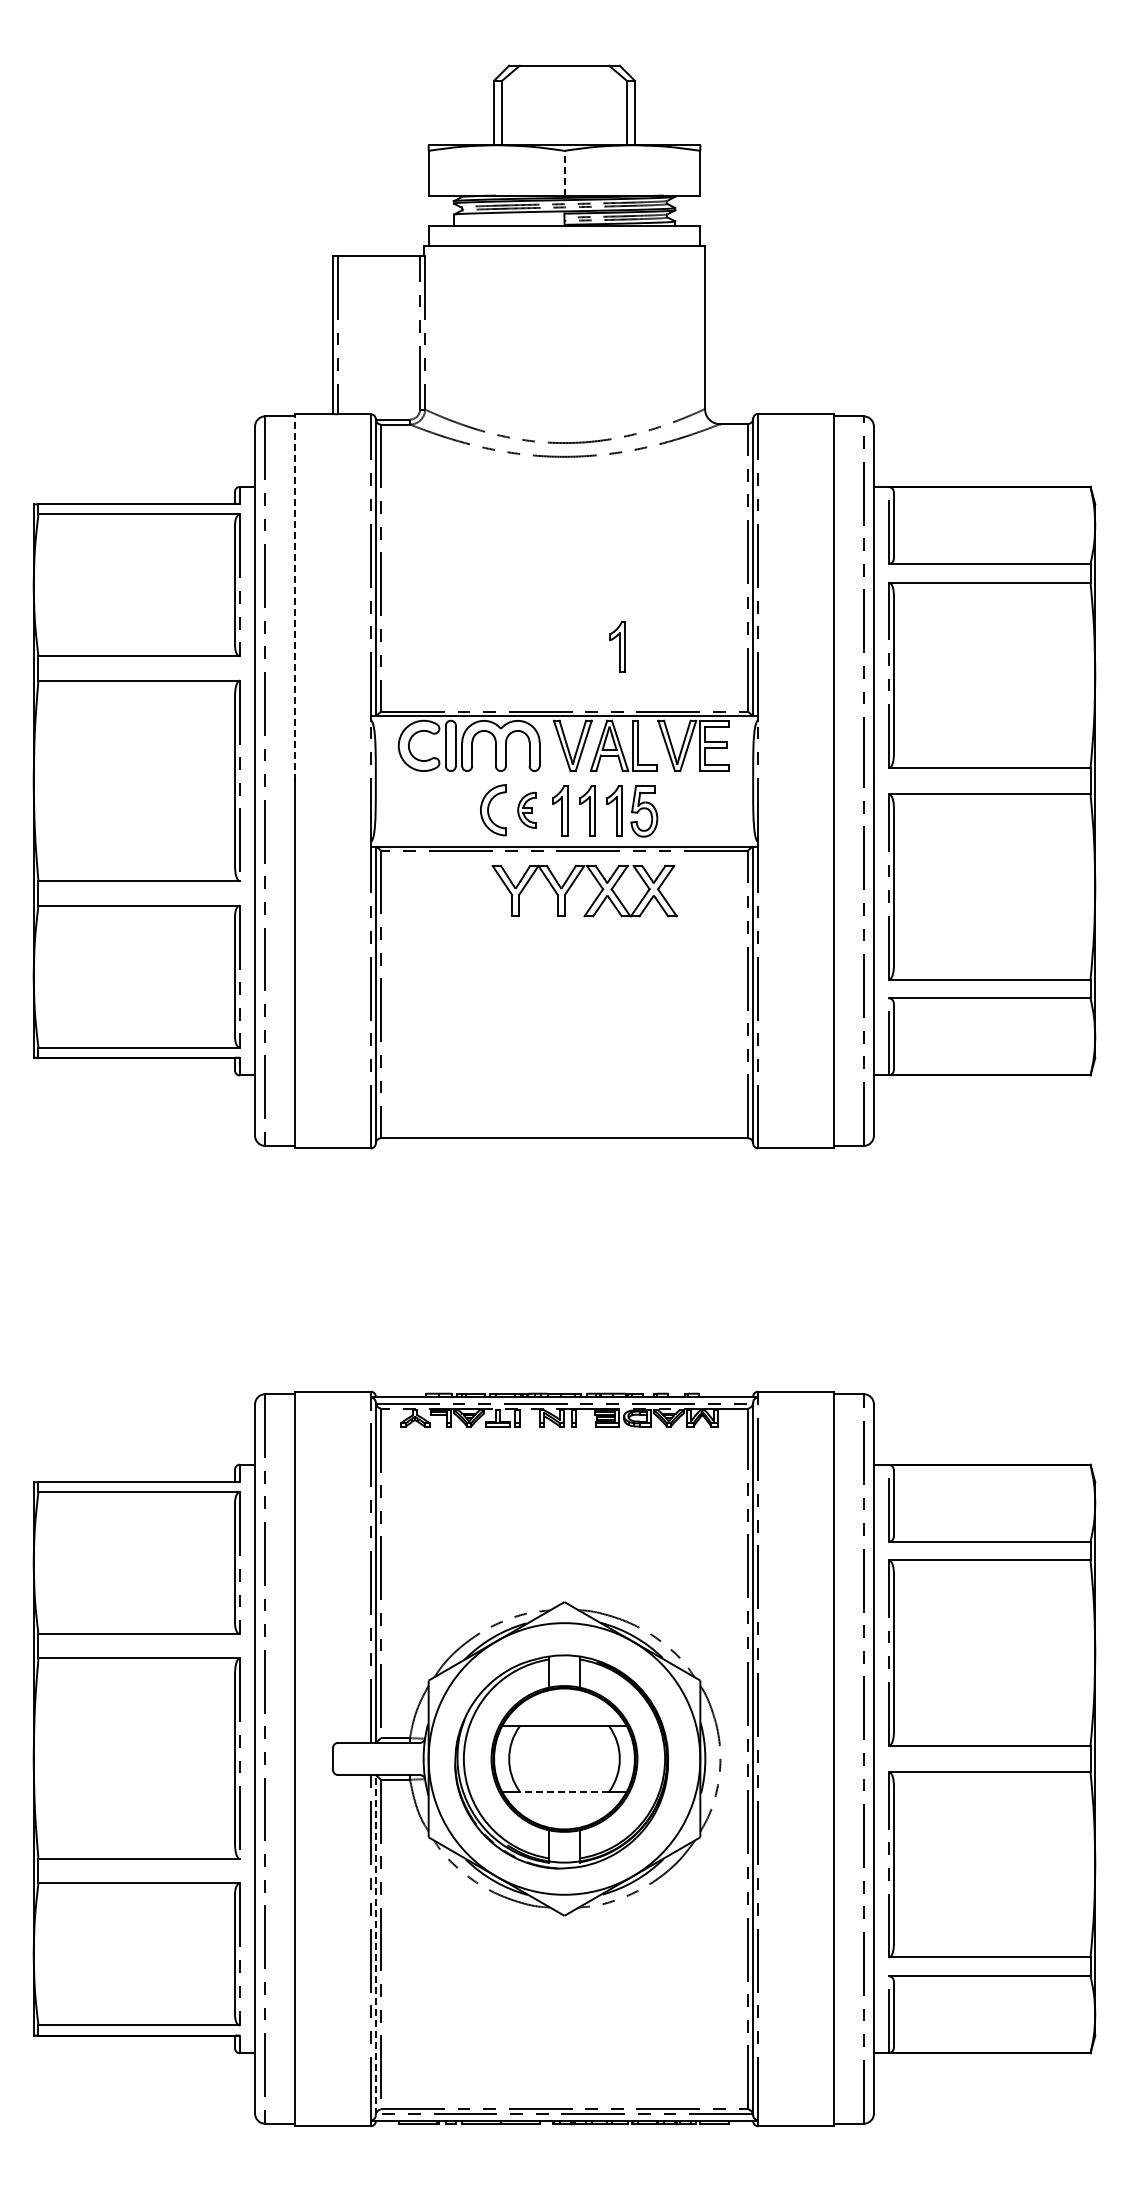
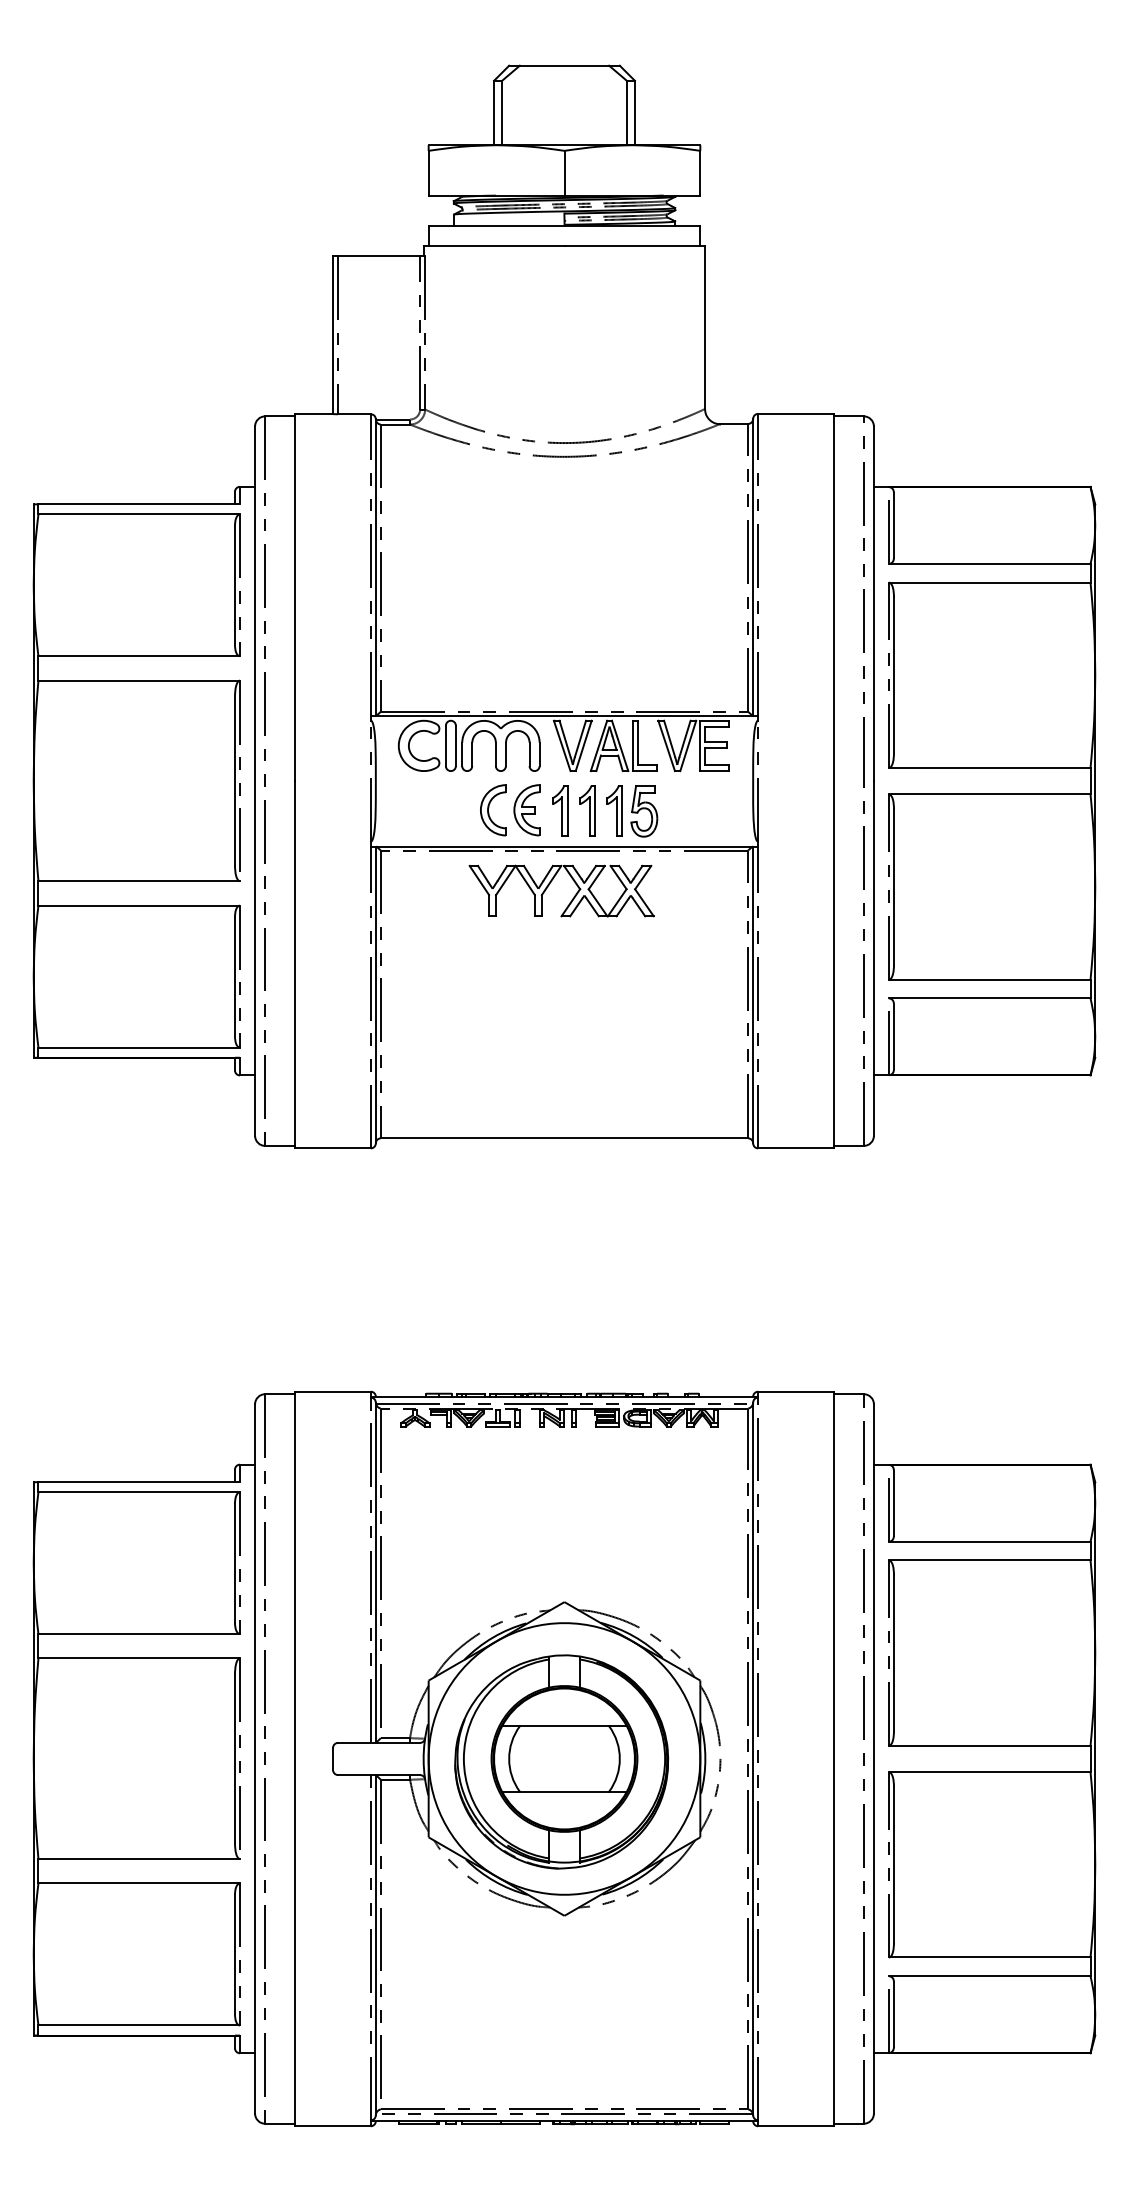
line: dashed -> solid (564, 172)
line: dashed -> solid (295, 597)
part: present -> none (617, 646)
part size: 20x38 px -> 28x53 px (526, 810)
part position: (573, 884) -> (550, 884) (550, 884)
line: dashed -> solid (564, 1791)
line: dashed -> solid (375, 1944)
